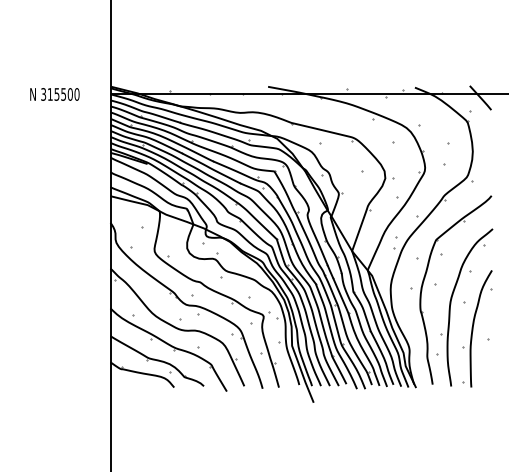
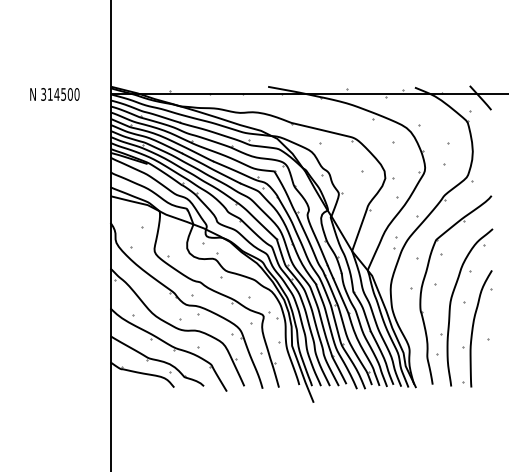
text: 315500 -> 314500 (56, 94)
